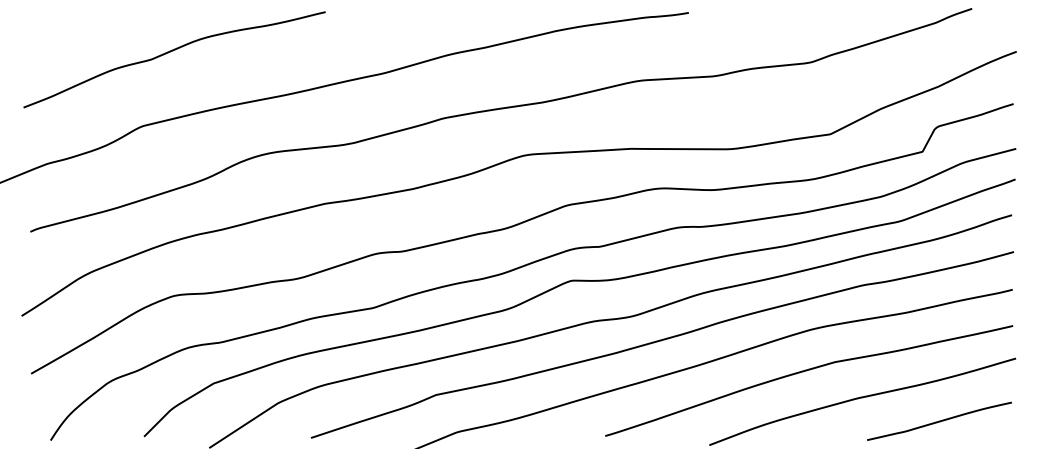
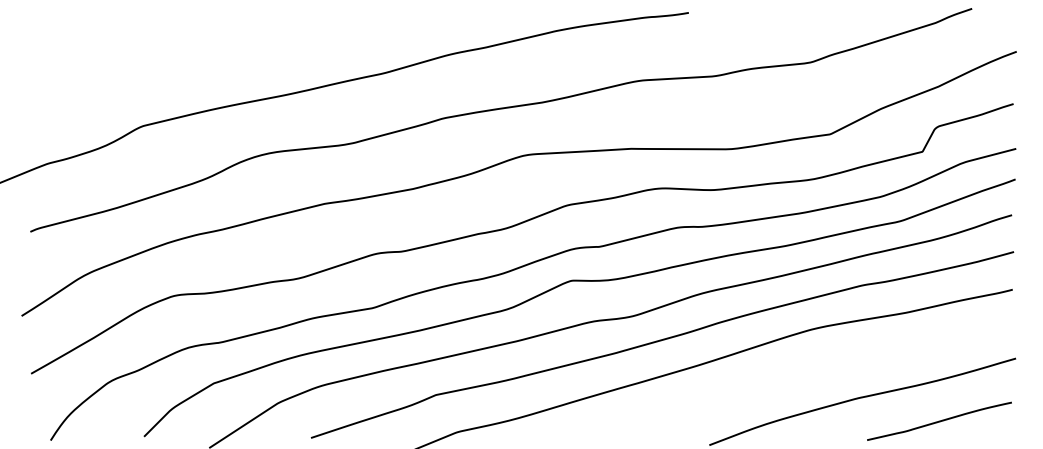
curve: present -> none (173, 51)
curve: present -> none (806, 371)
